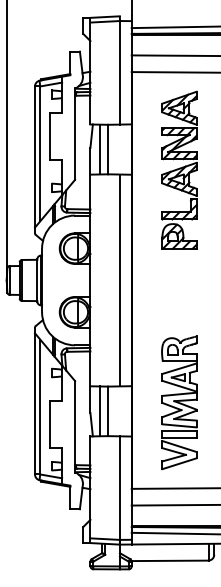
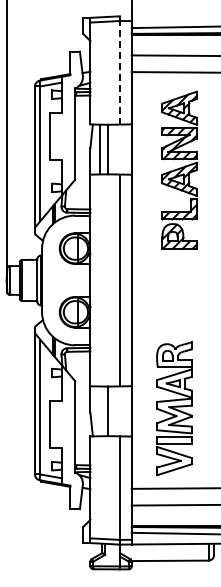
line: solid -> dashed (119, 72)
part position: (179, 402) -> (174, 408) (174, 408)
line: present -> none (99, 411)
